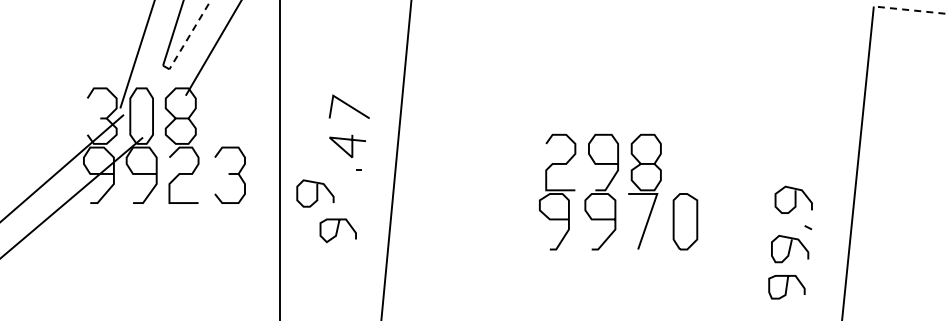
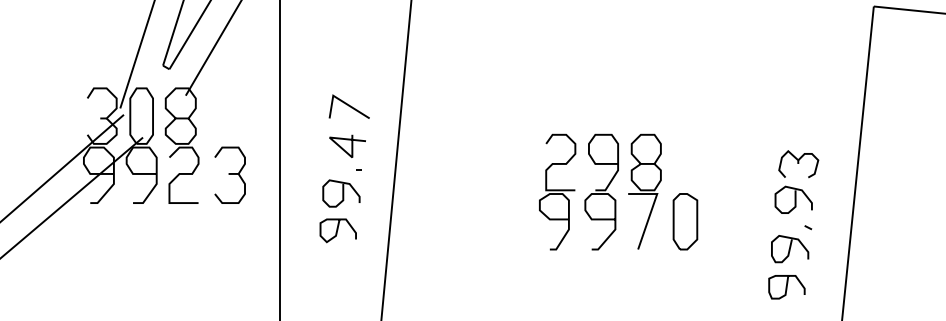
line: dashed -> solid (909, 10)
line: dashed -> solid (190, 35)
part: none -> present (798, 164)
curve position: (316, 193) -> (342, 193) (342, 193)
